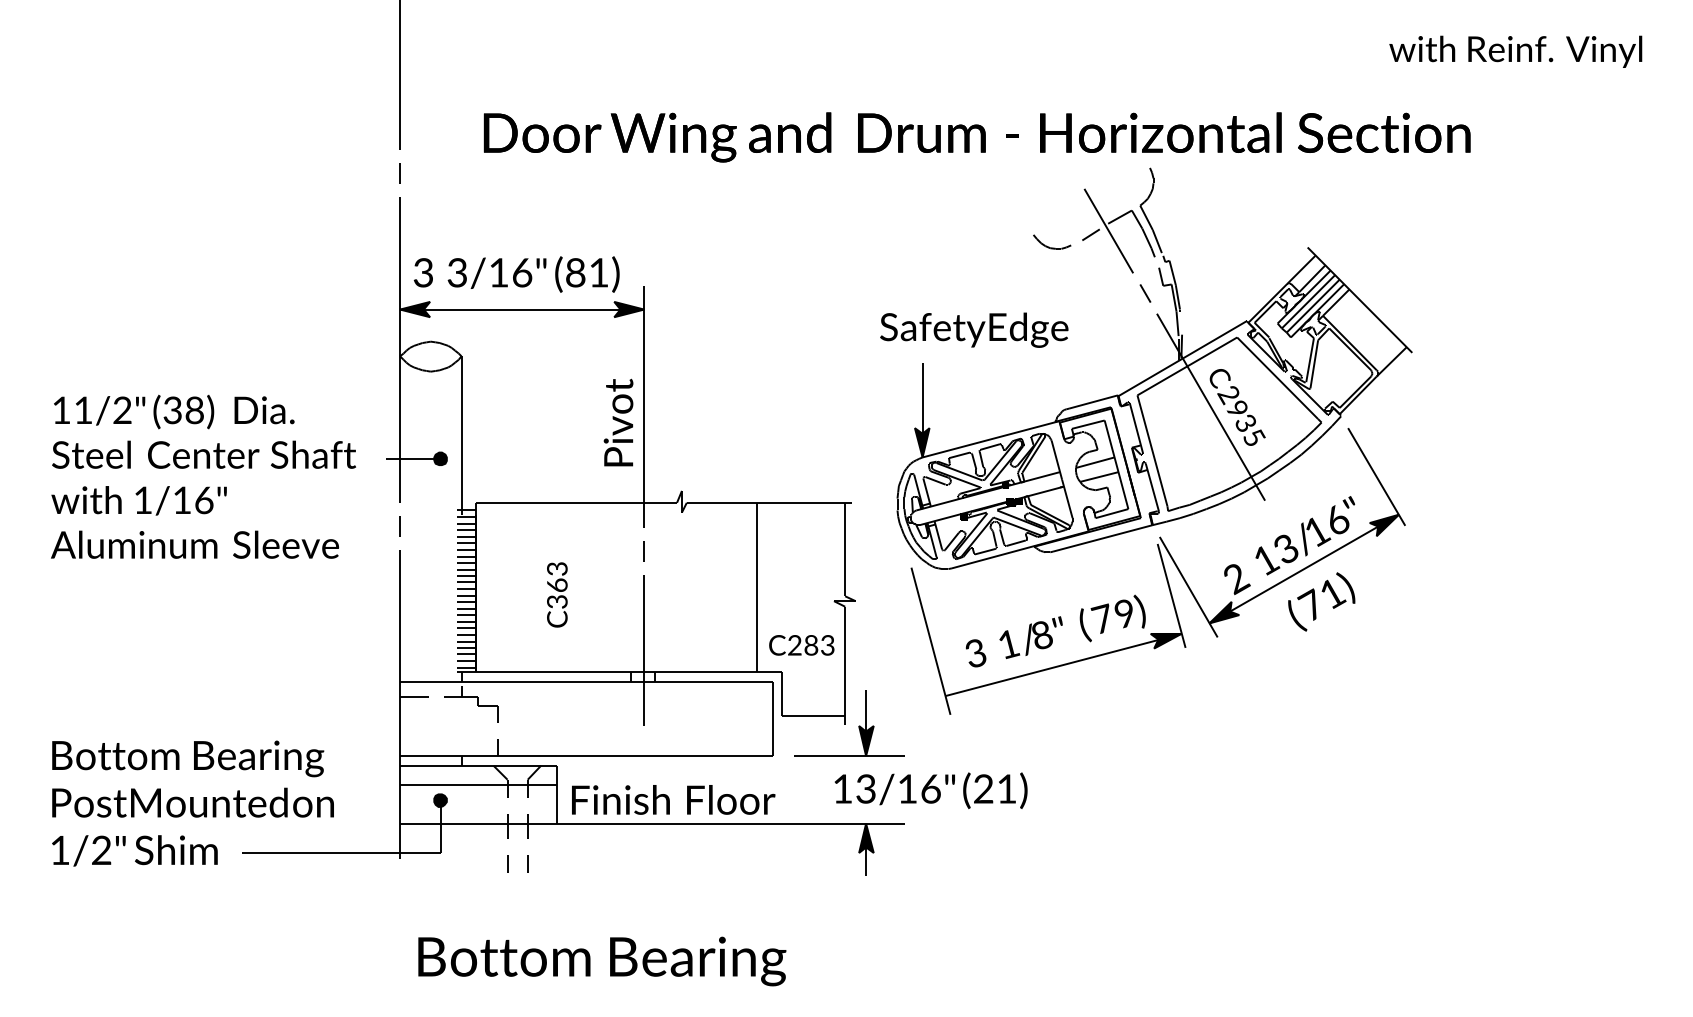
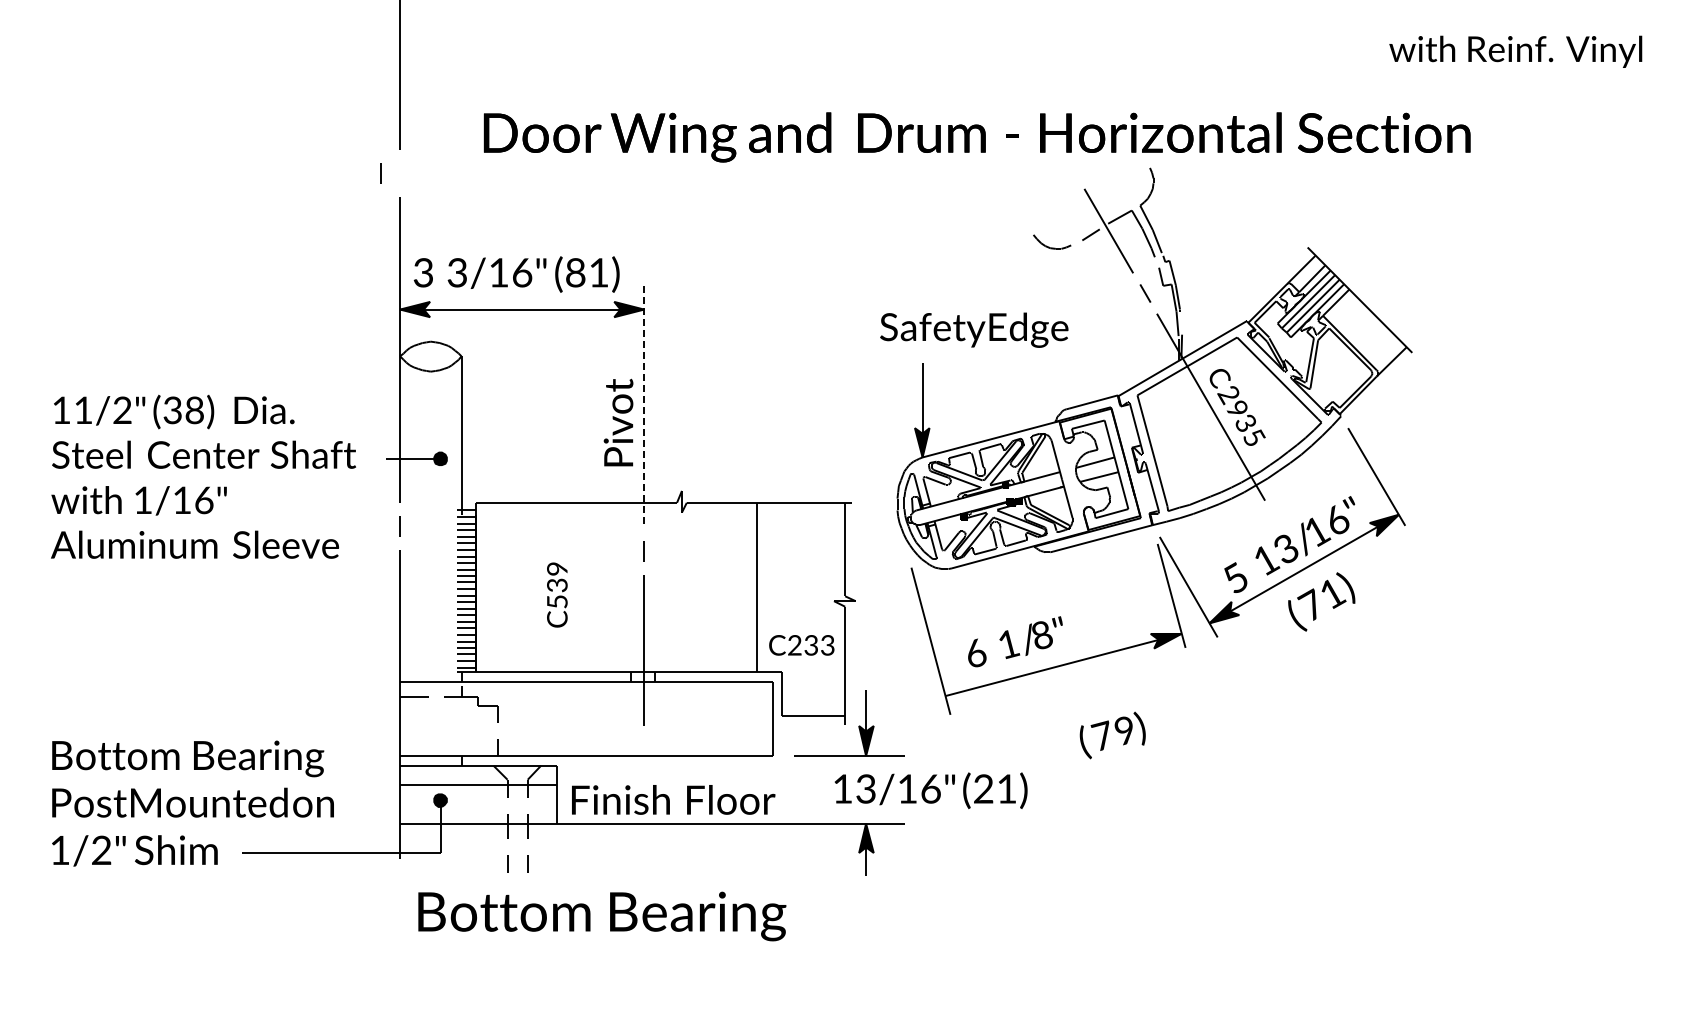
line position: (399, 173) -> (380, 173) (380, 173)
line: solid -> dashed (644, 407)
text: 2 -> 5 (1237, 578)
text: C363 -> C539 (557, 585)
text position: (1112, 618) -> (1112, 735) (1112, 735)
text: C283 -> C233 (811, 645)
text: 3 -> 6 (975, 652)
text position: (602, 961) -> (602, 916) (602, 916)
